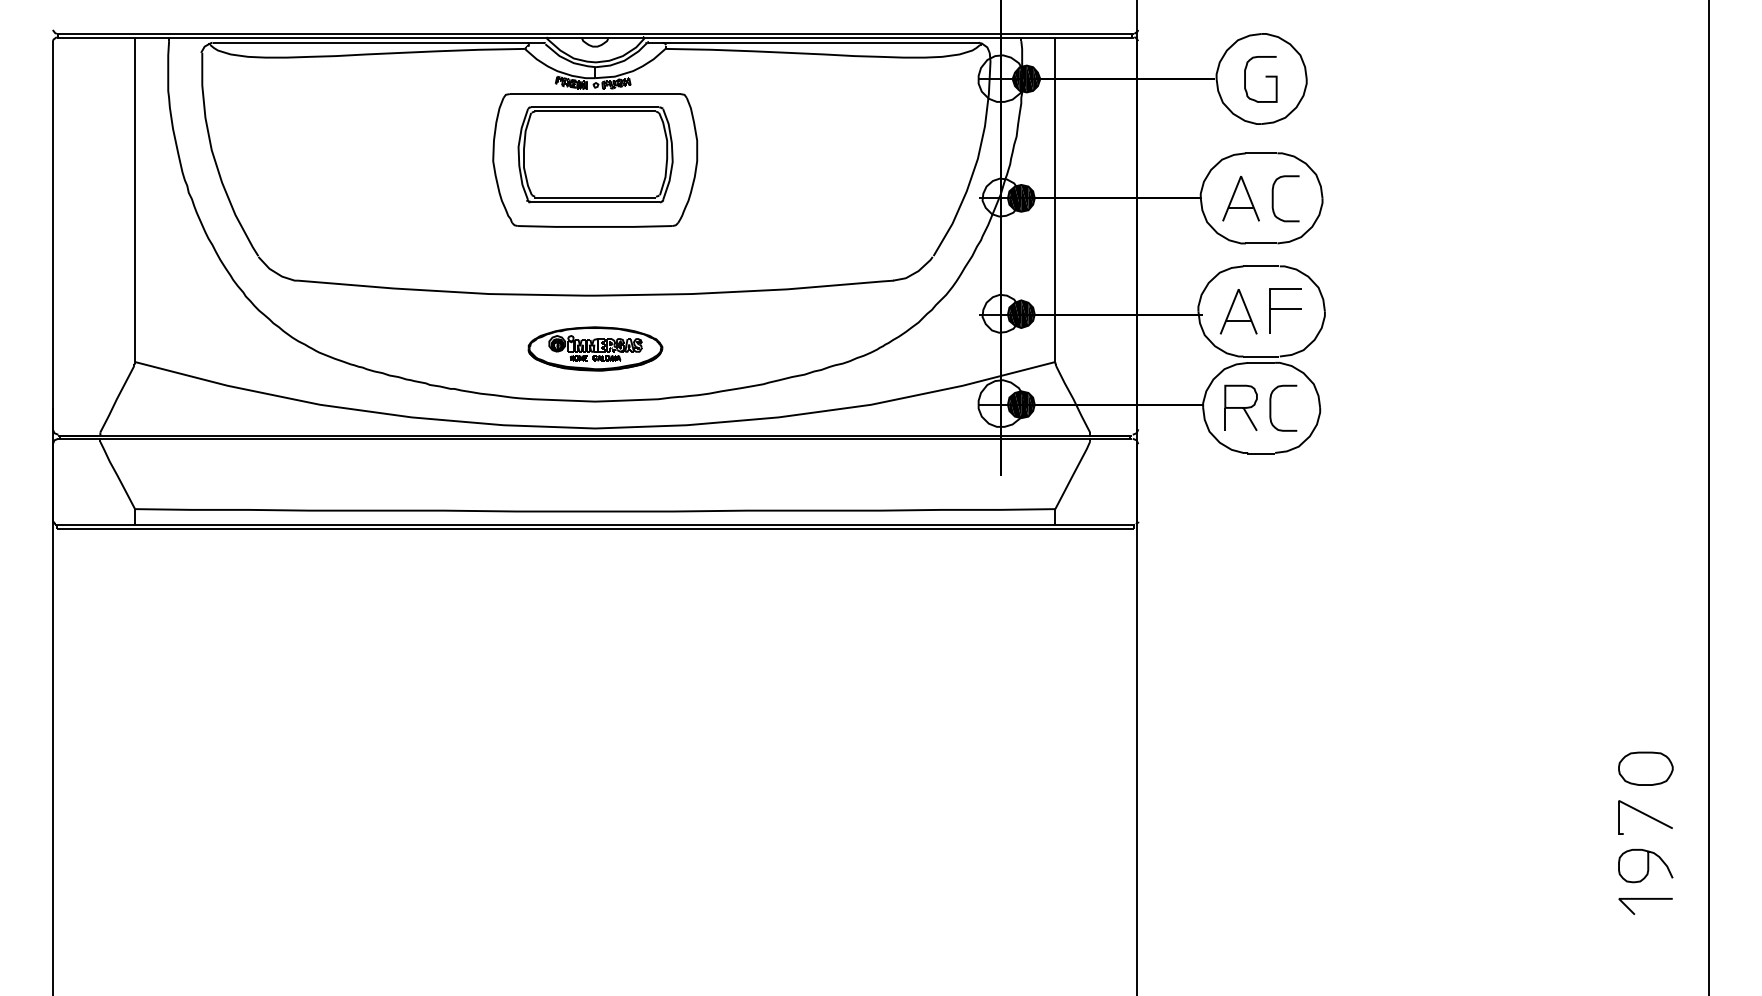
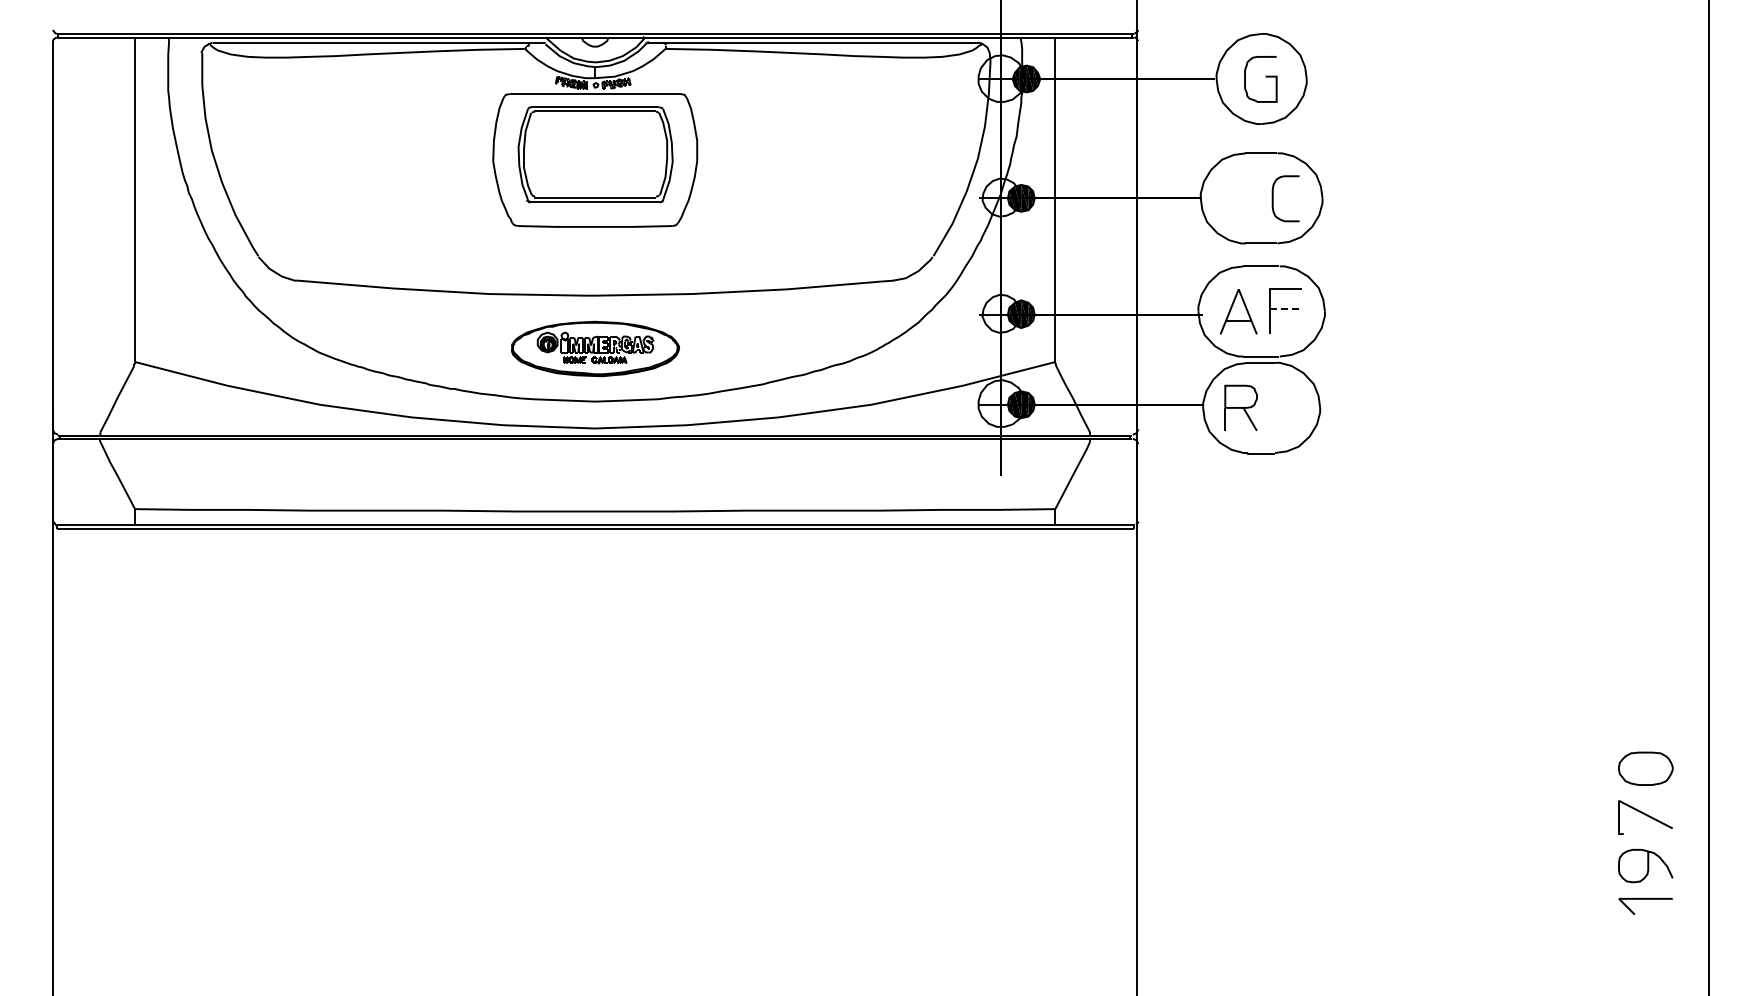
part: present -> none (1240, 198)
line: solid -> dashed (1286, 309)
part size: 137x46 px -> 169x58 px (595, 348)
curve: present -> none (1271, 407)
